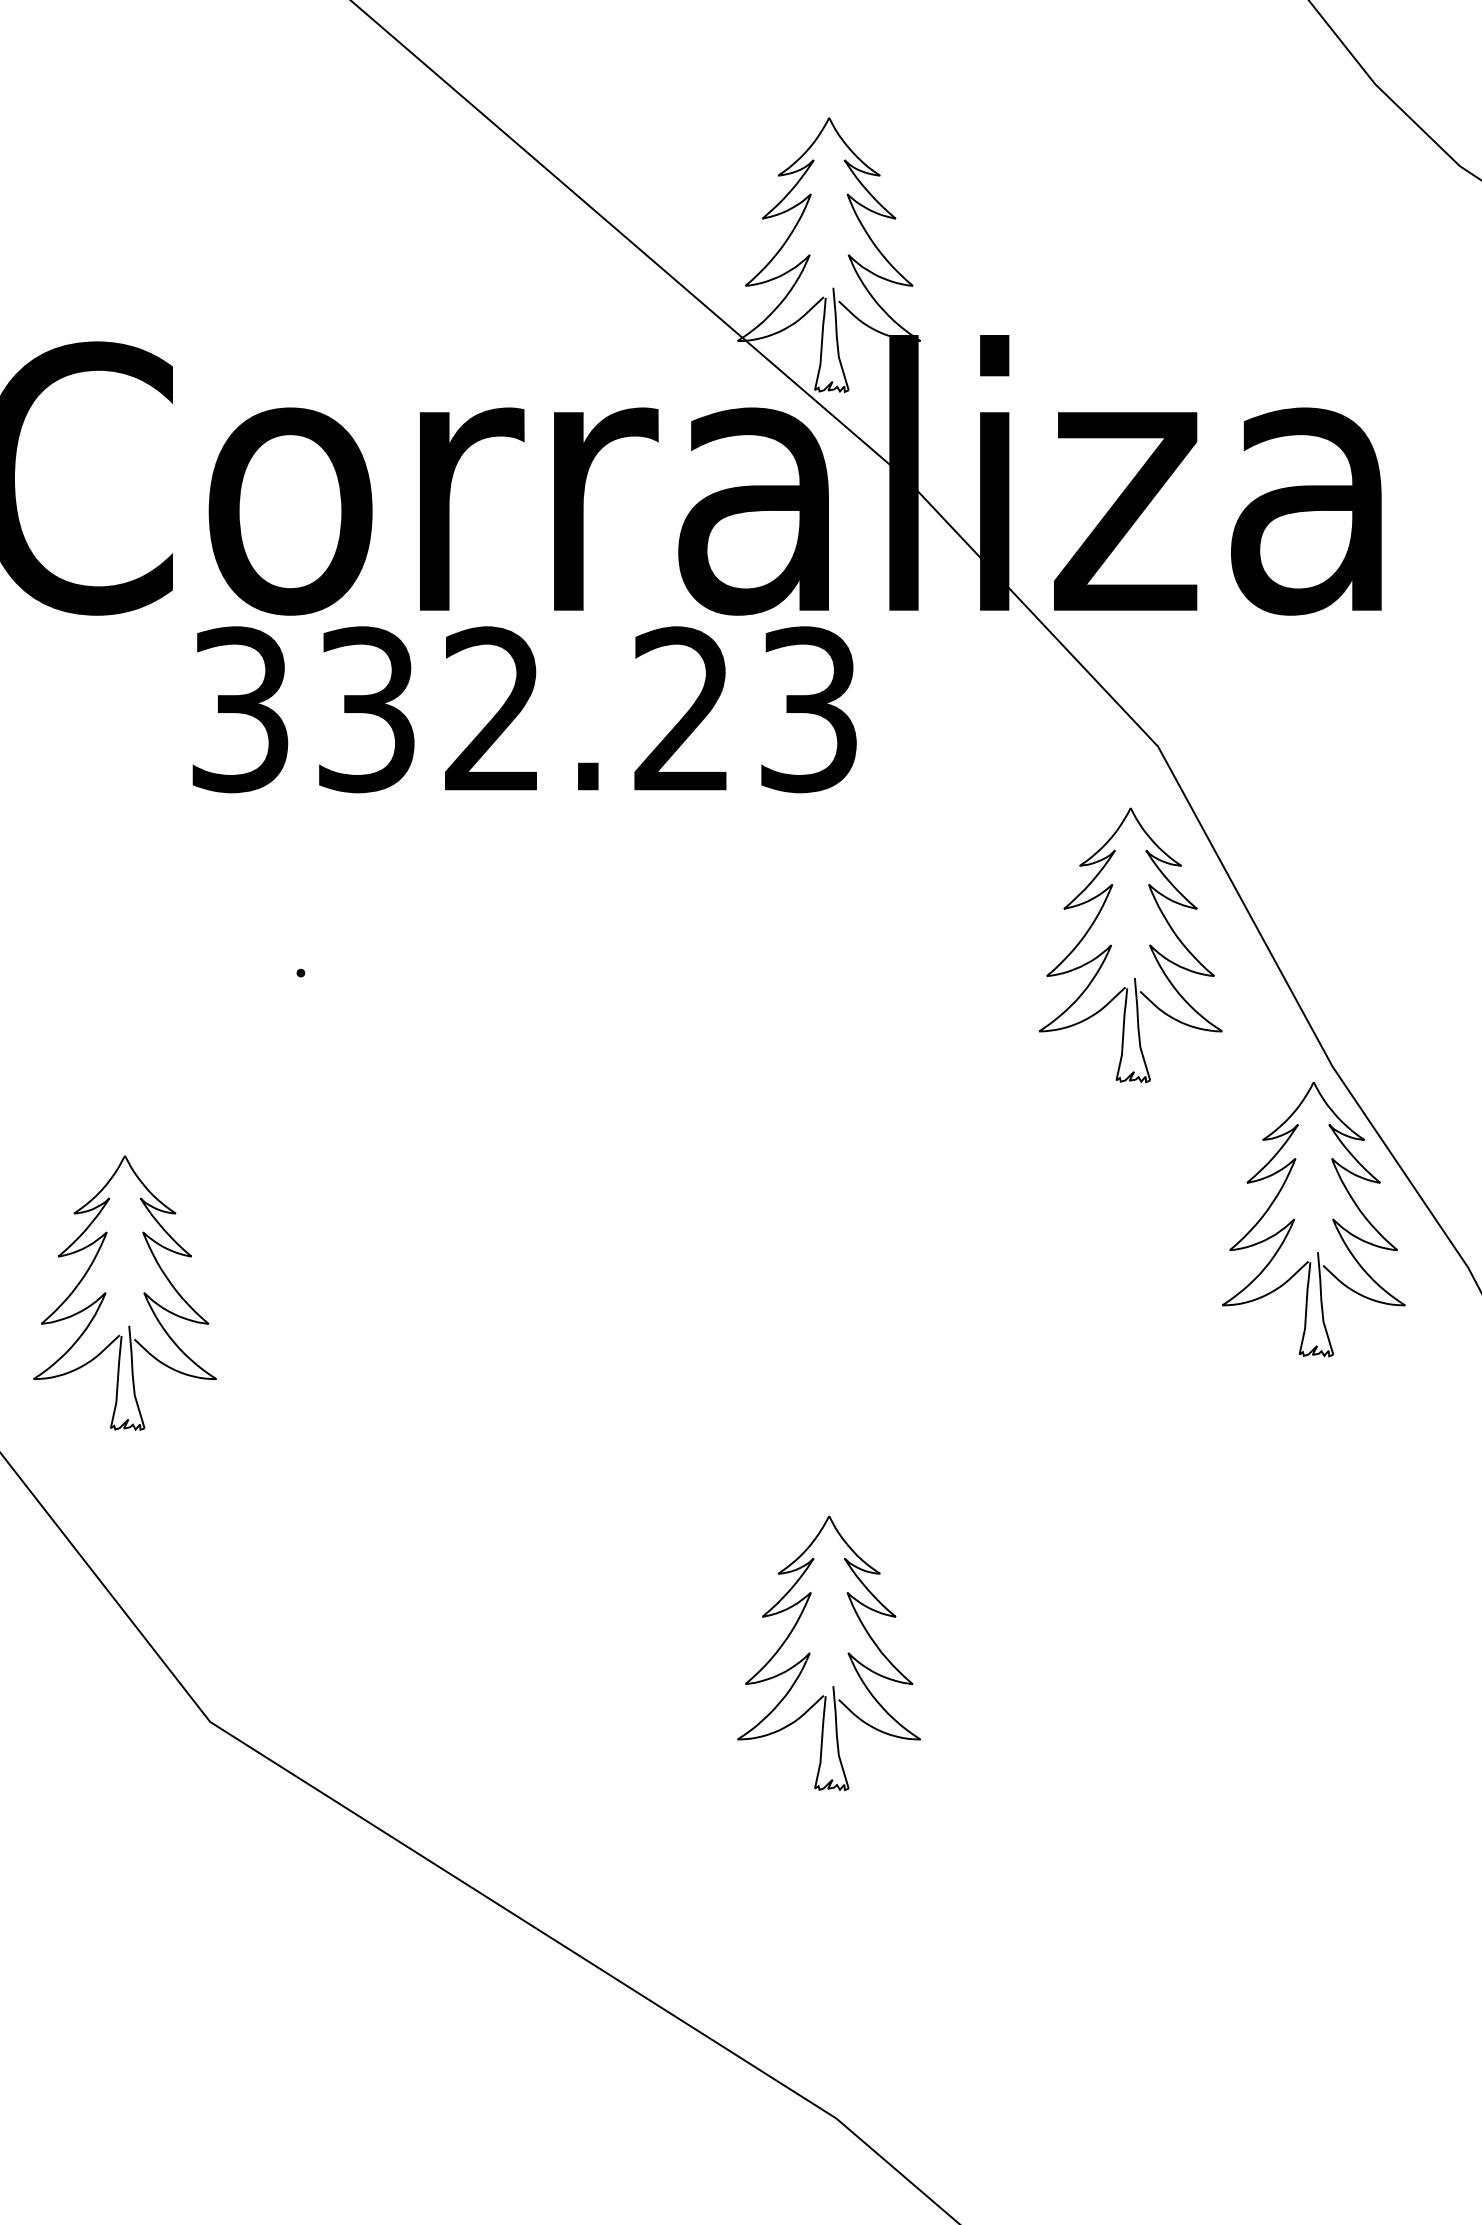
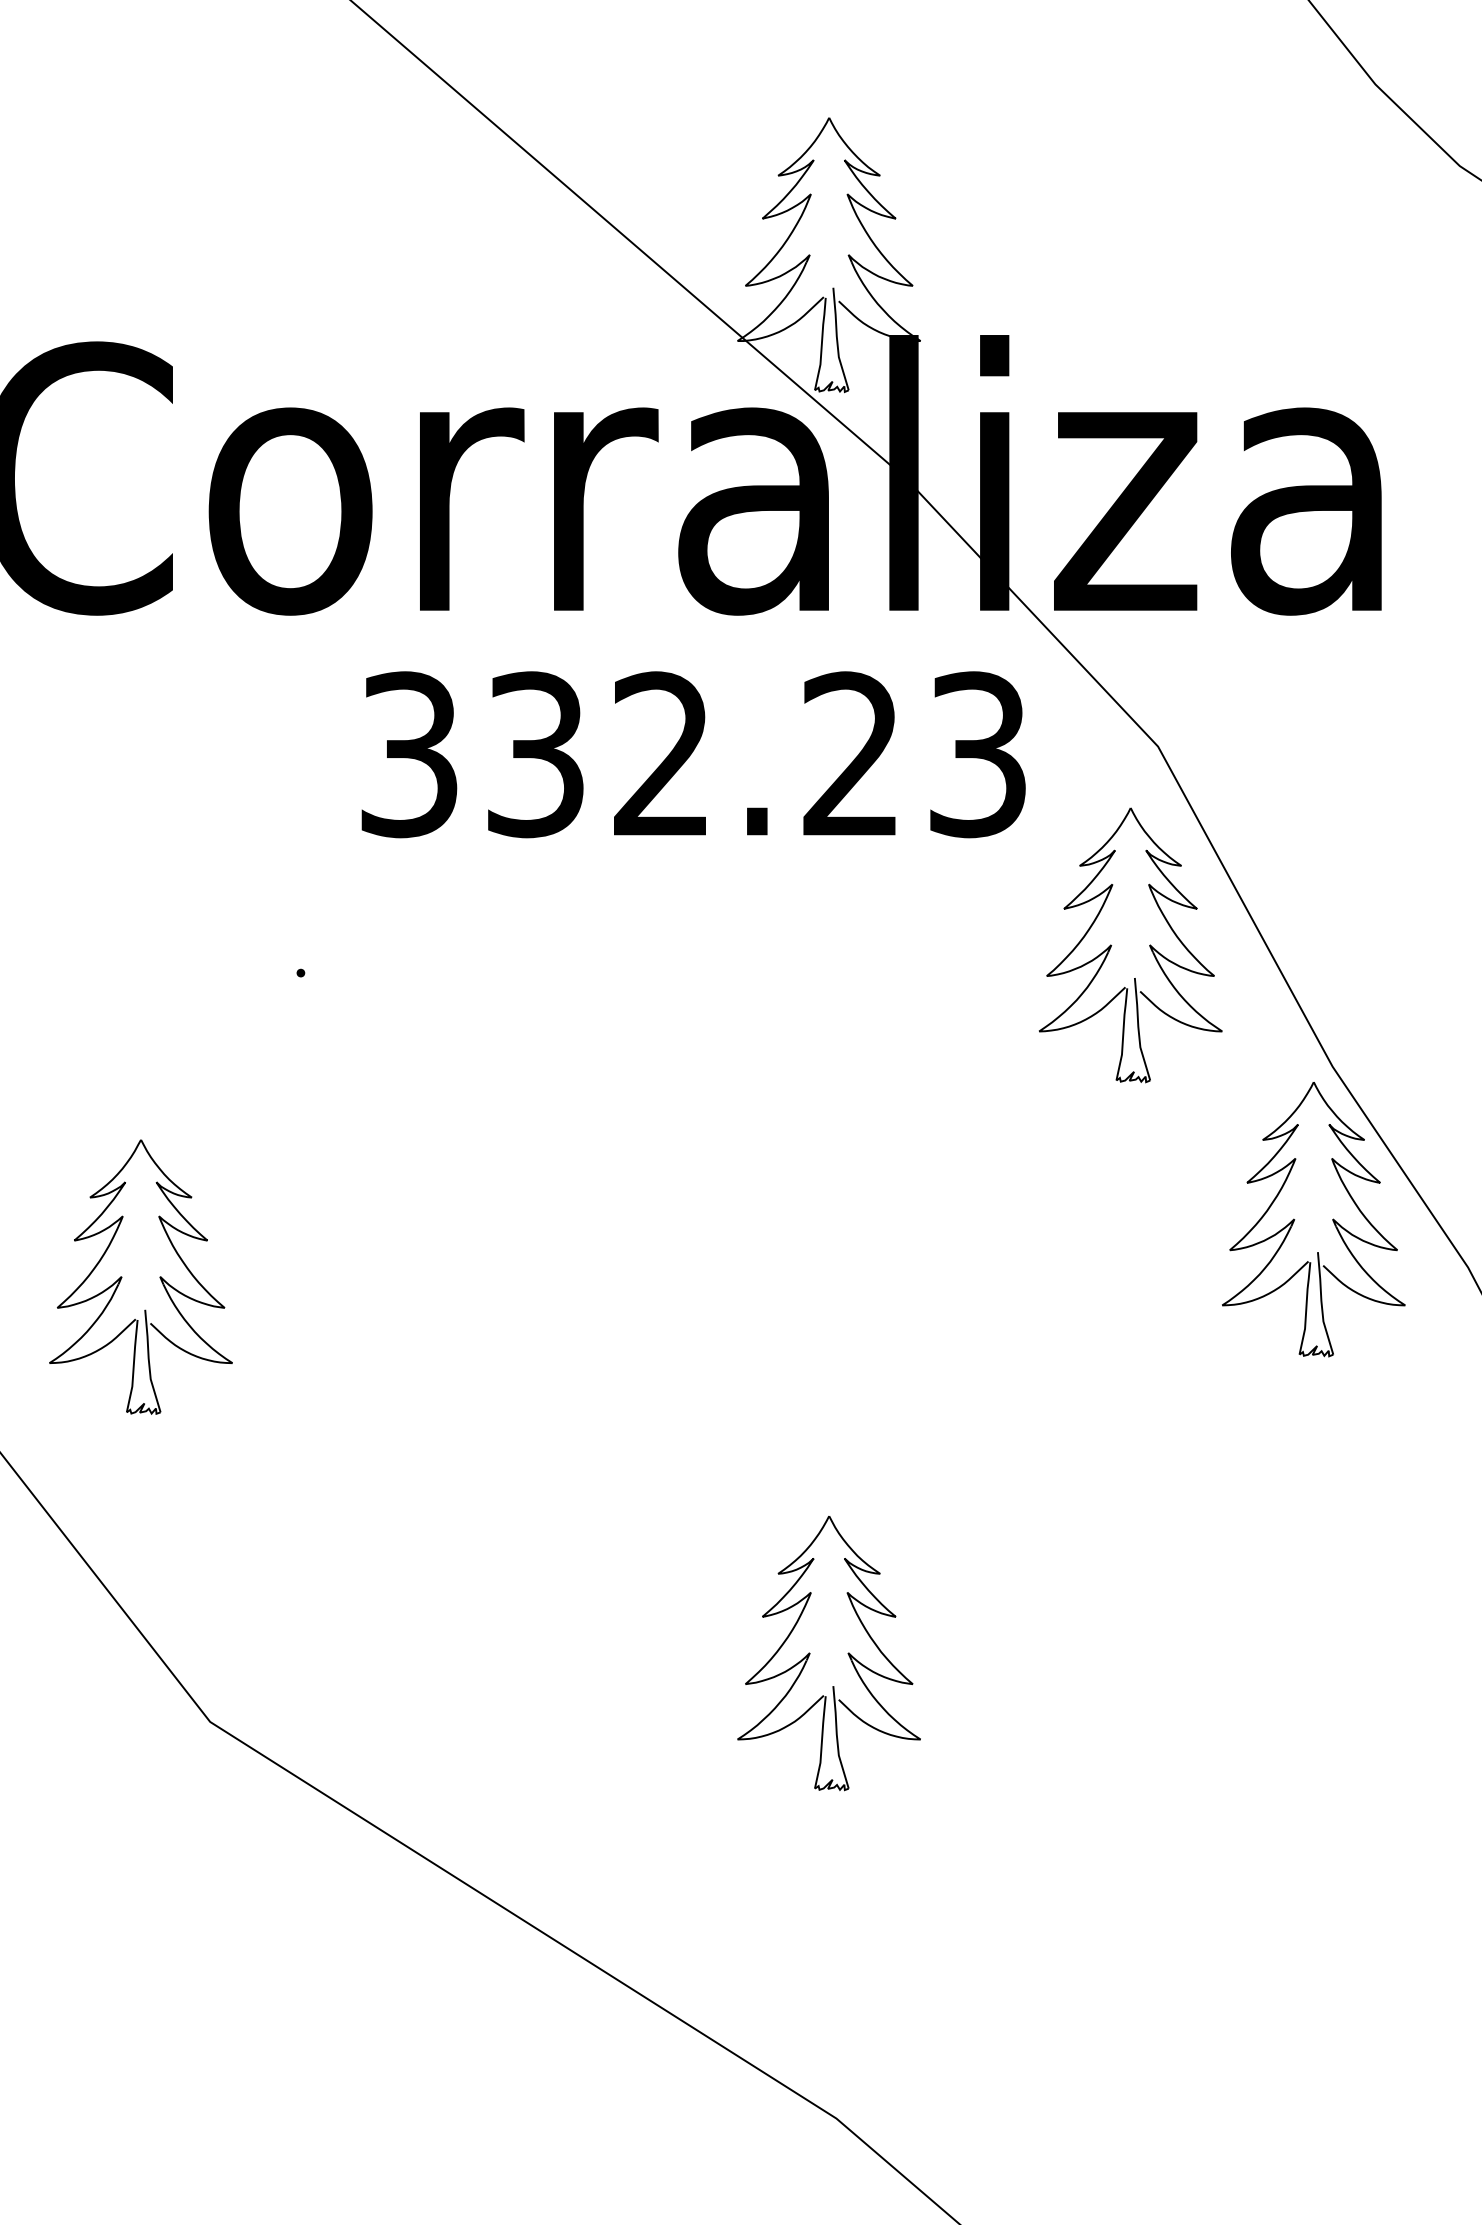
text position: (524, 709) -> (693, 754) (693, 754)
part position: (106, 1293) -> (122, 1277) (122, 1277)
